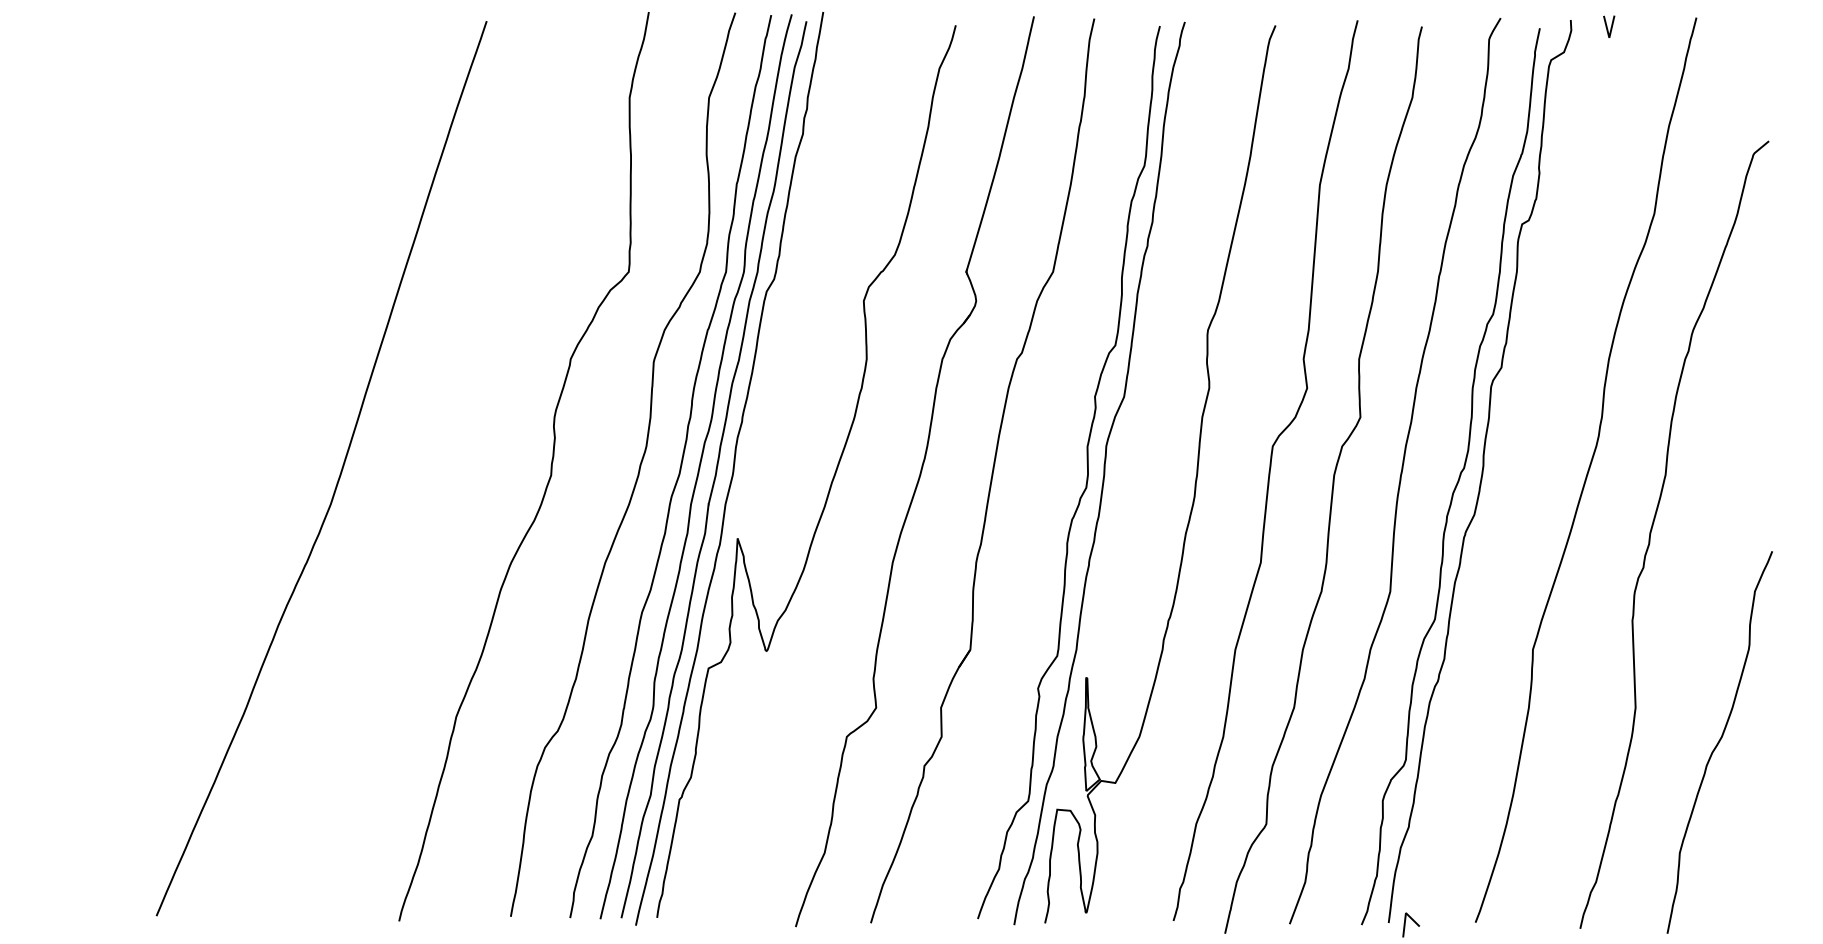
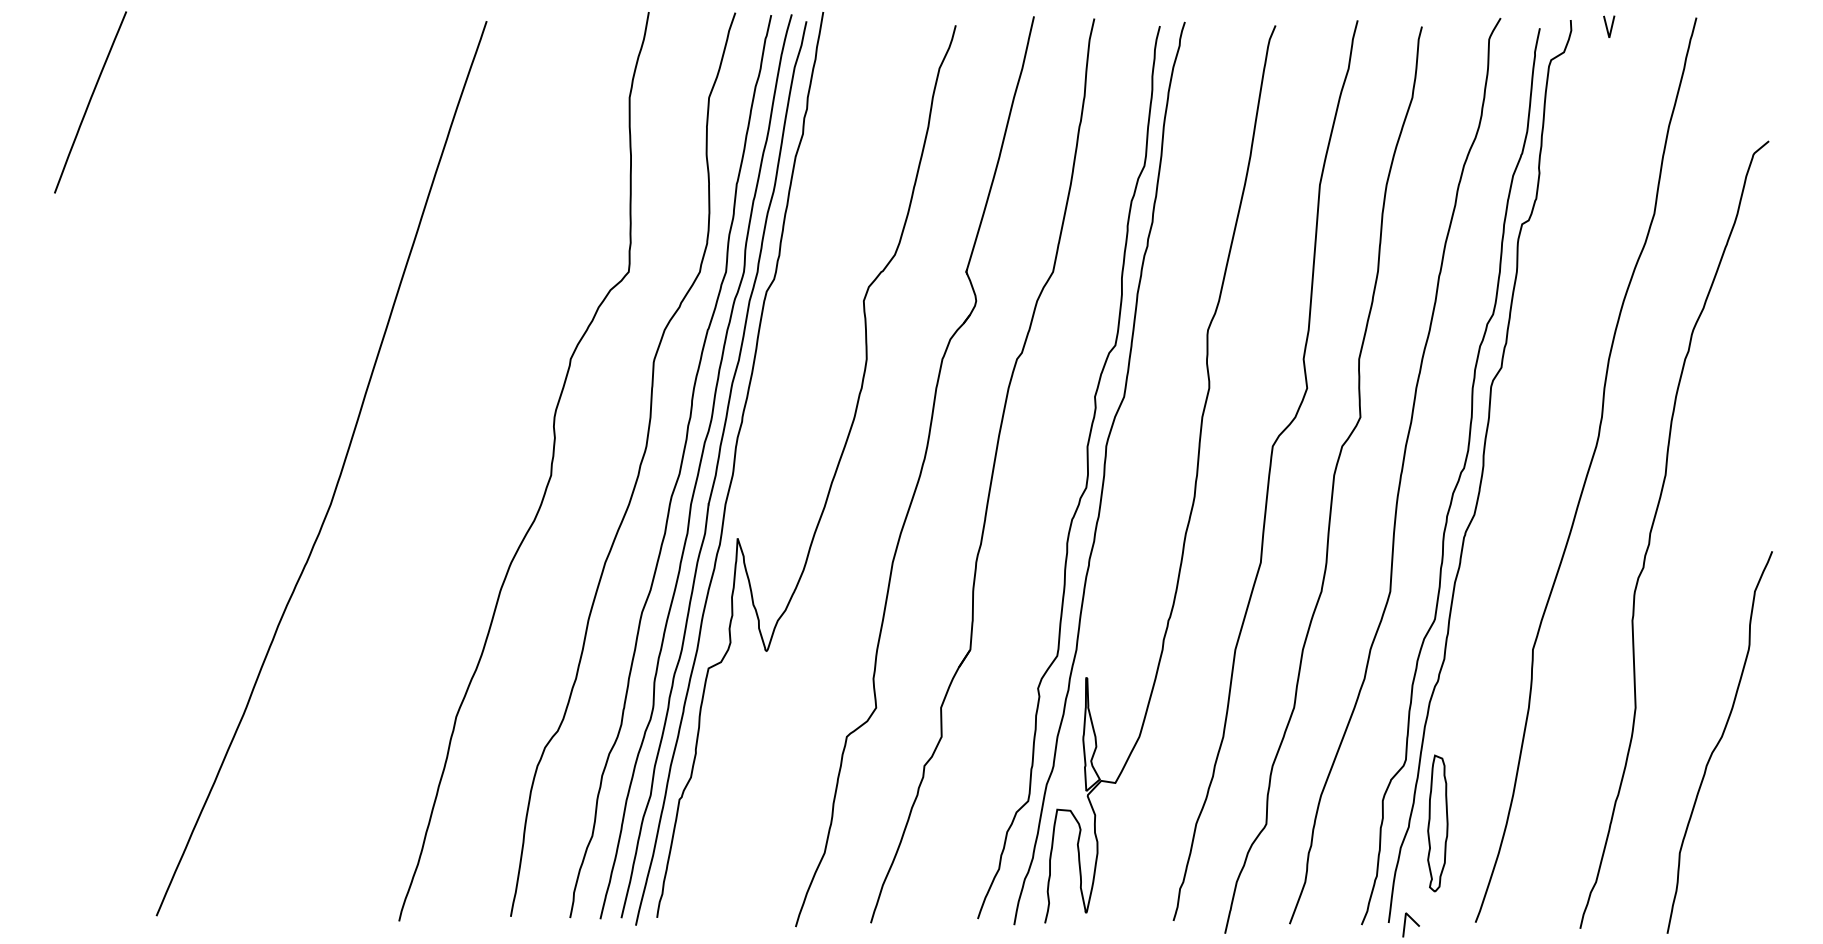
curve: none -> present (90, 102)
part: none -> present (1437, 823)
